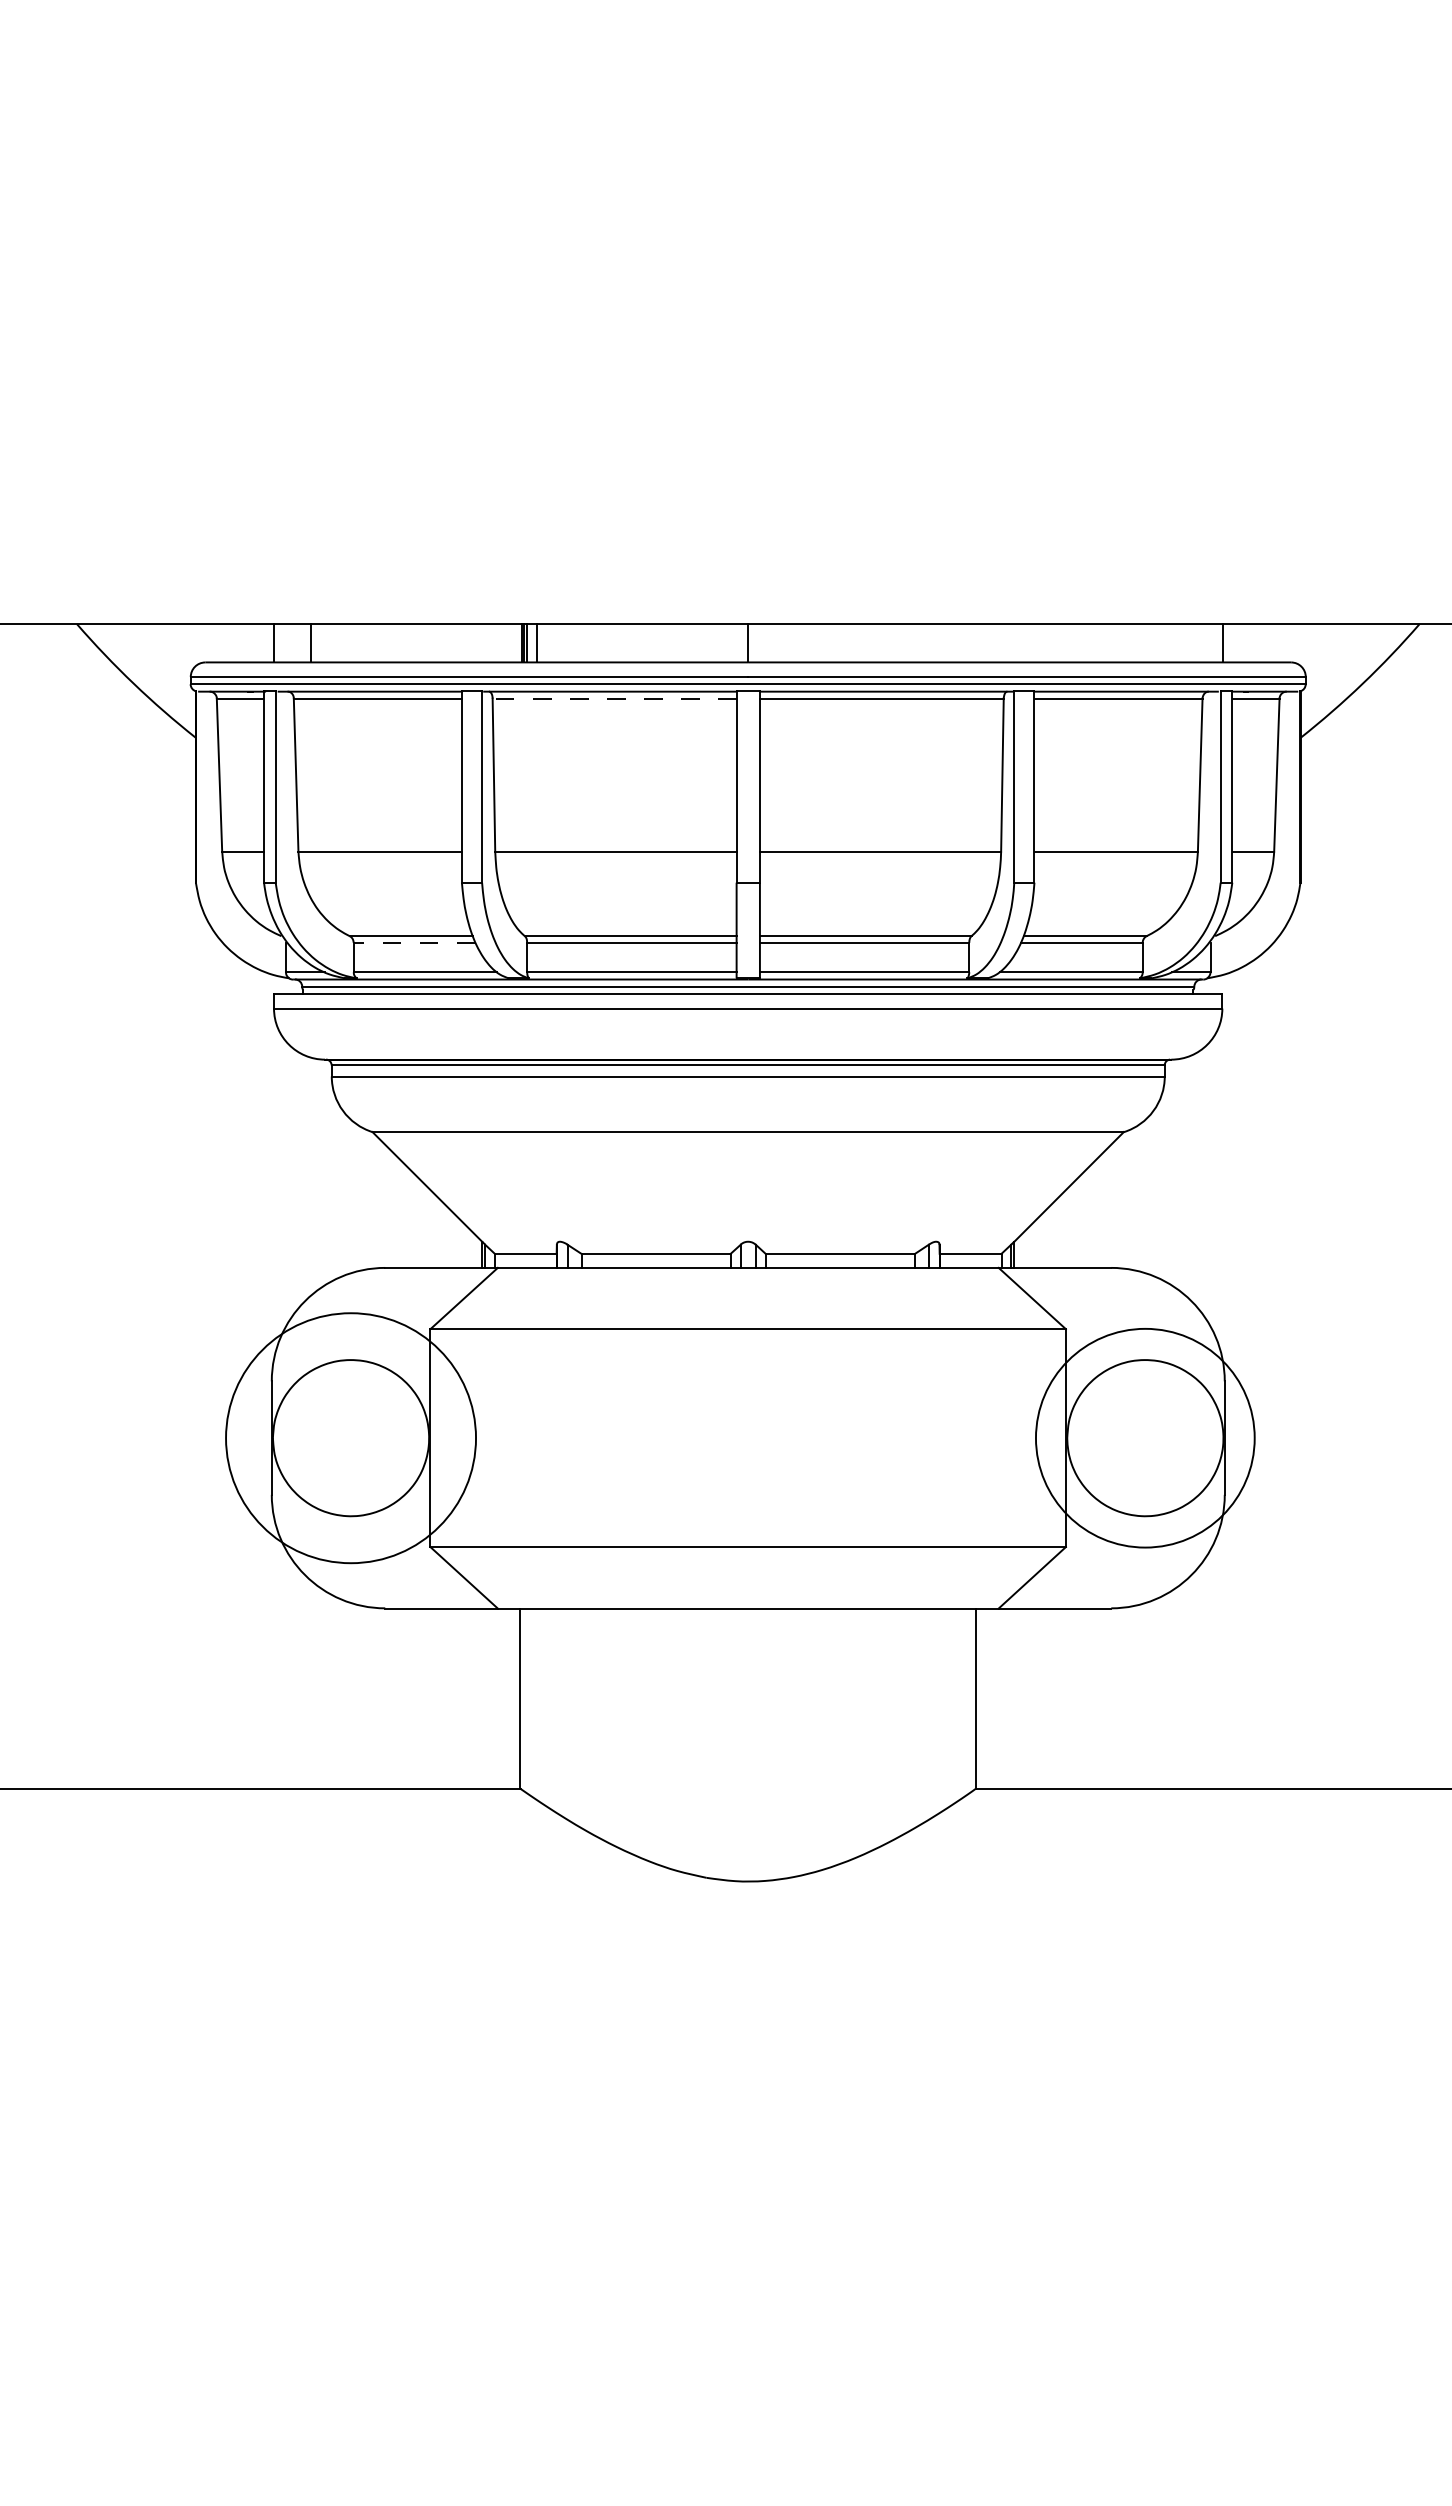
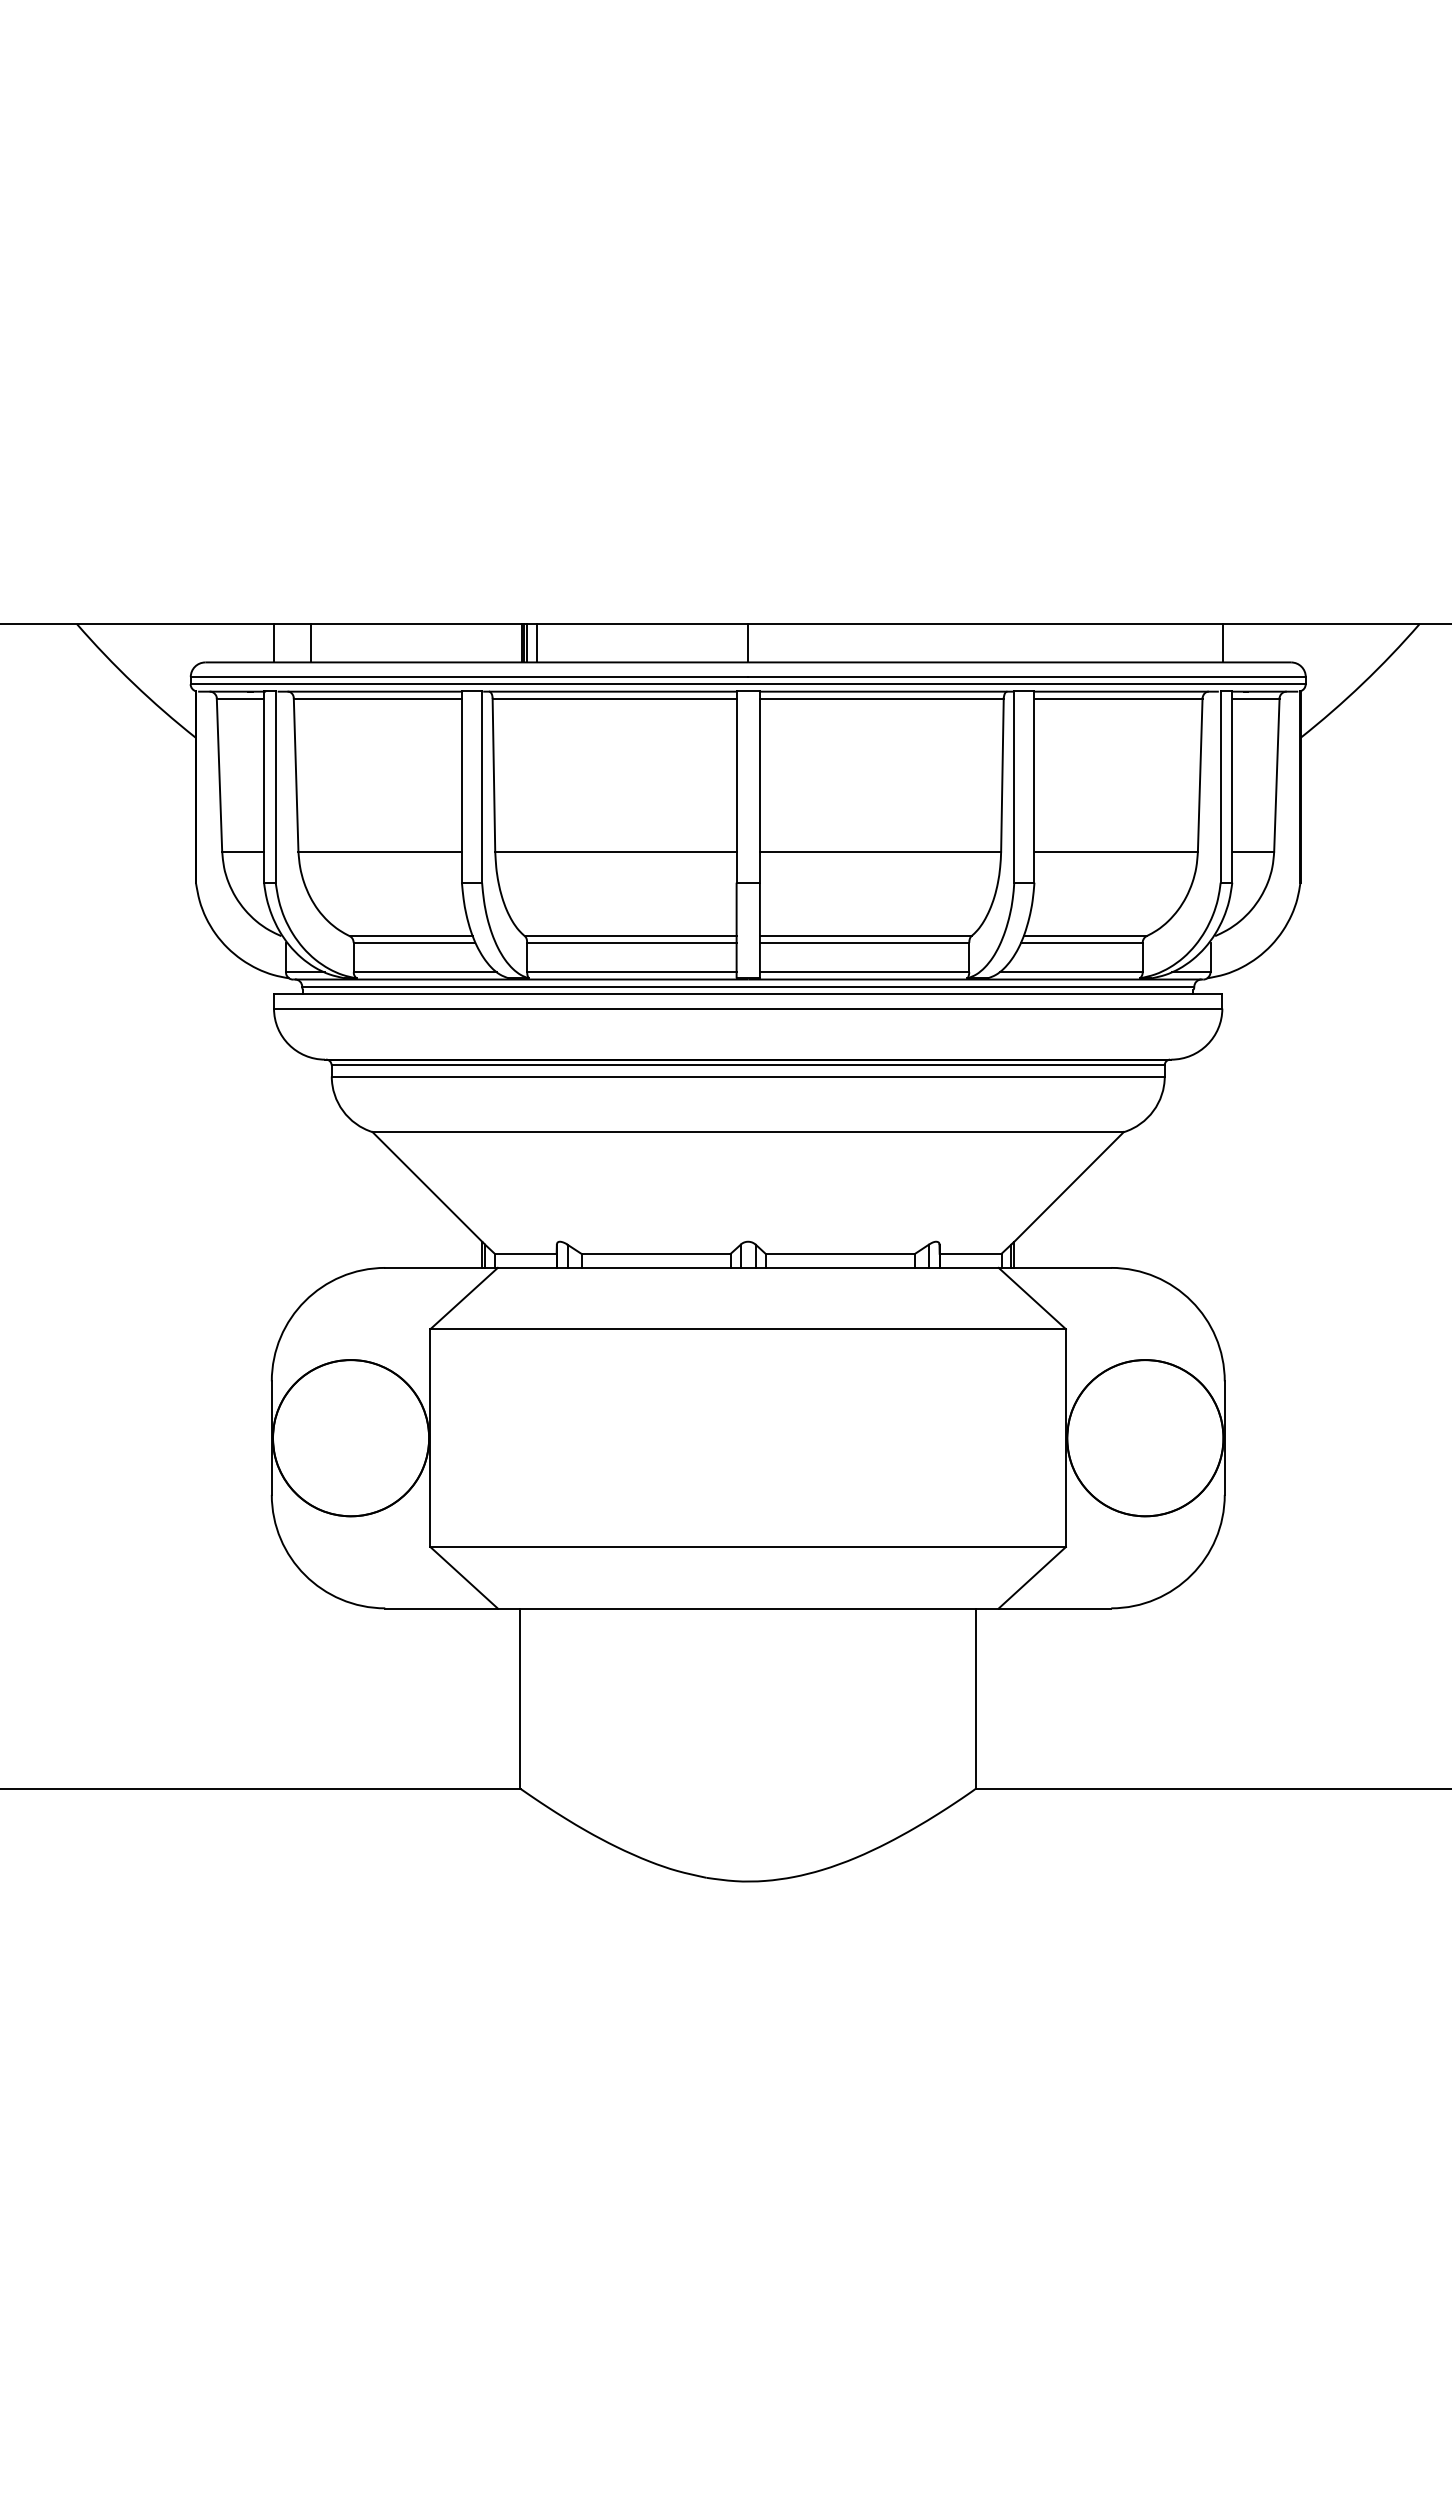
line: dashed -> solid (614, 698)
line: dashed -> solid (414, 942)
circle diameter: 219 px -> 156 px (1145, 1438)
circle diameter: 250 px -> 156 px (350, 1438)
